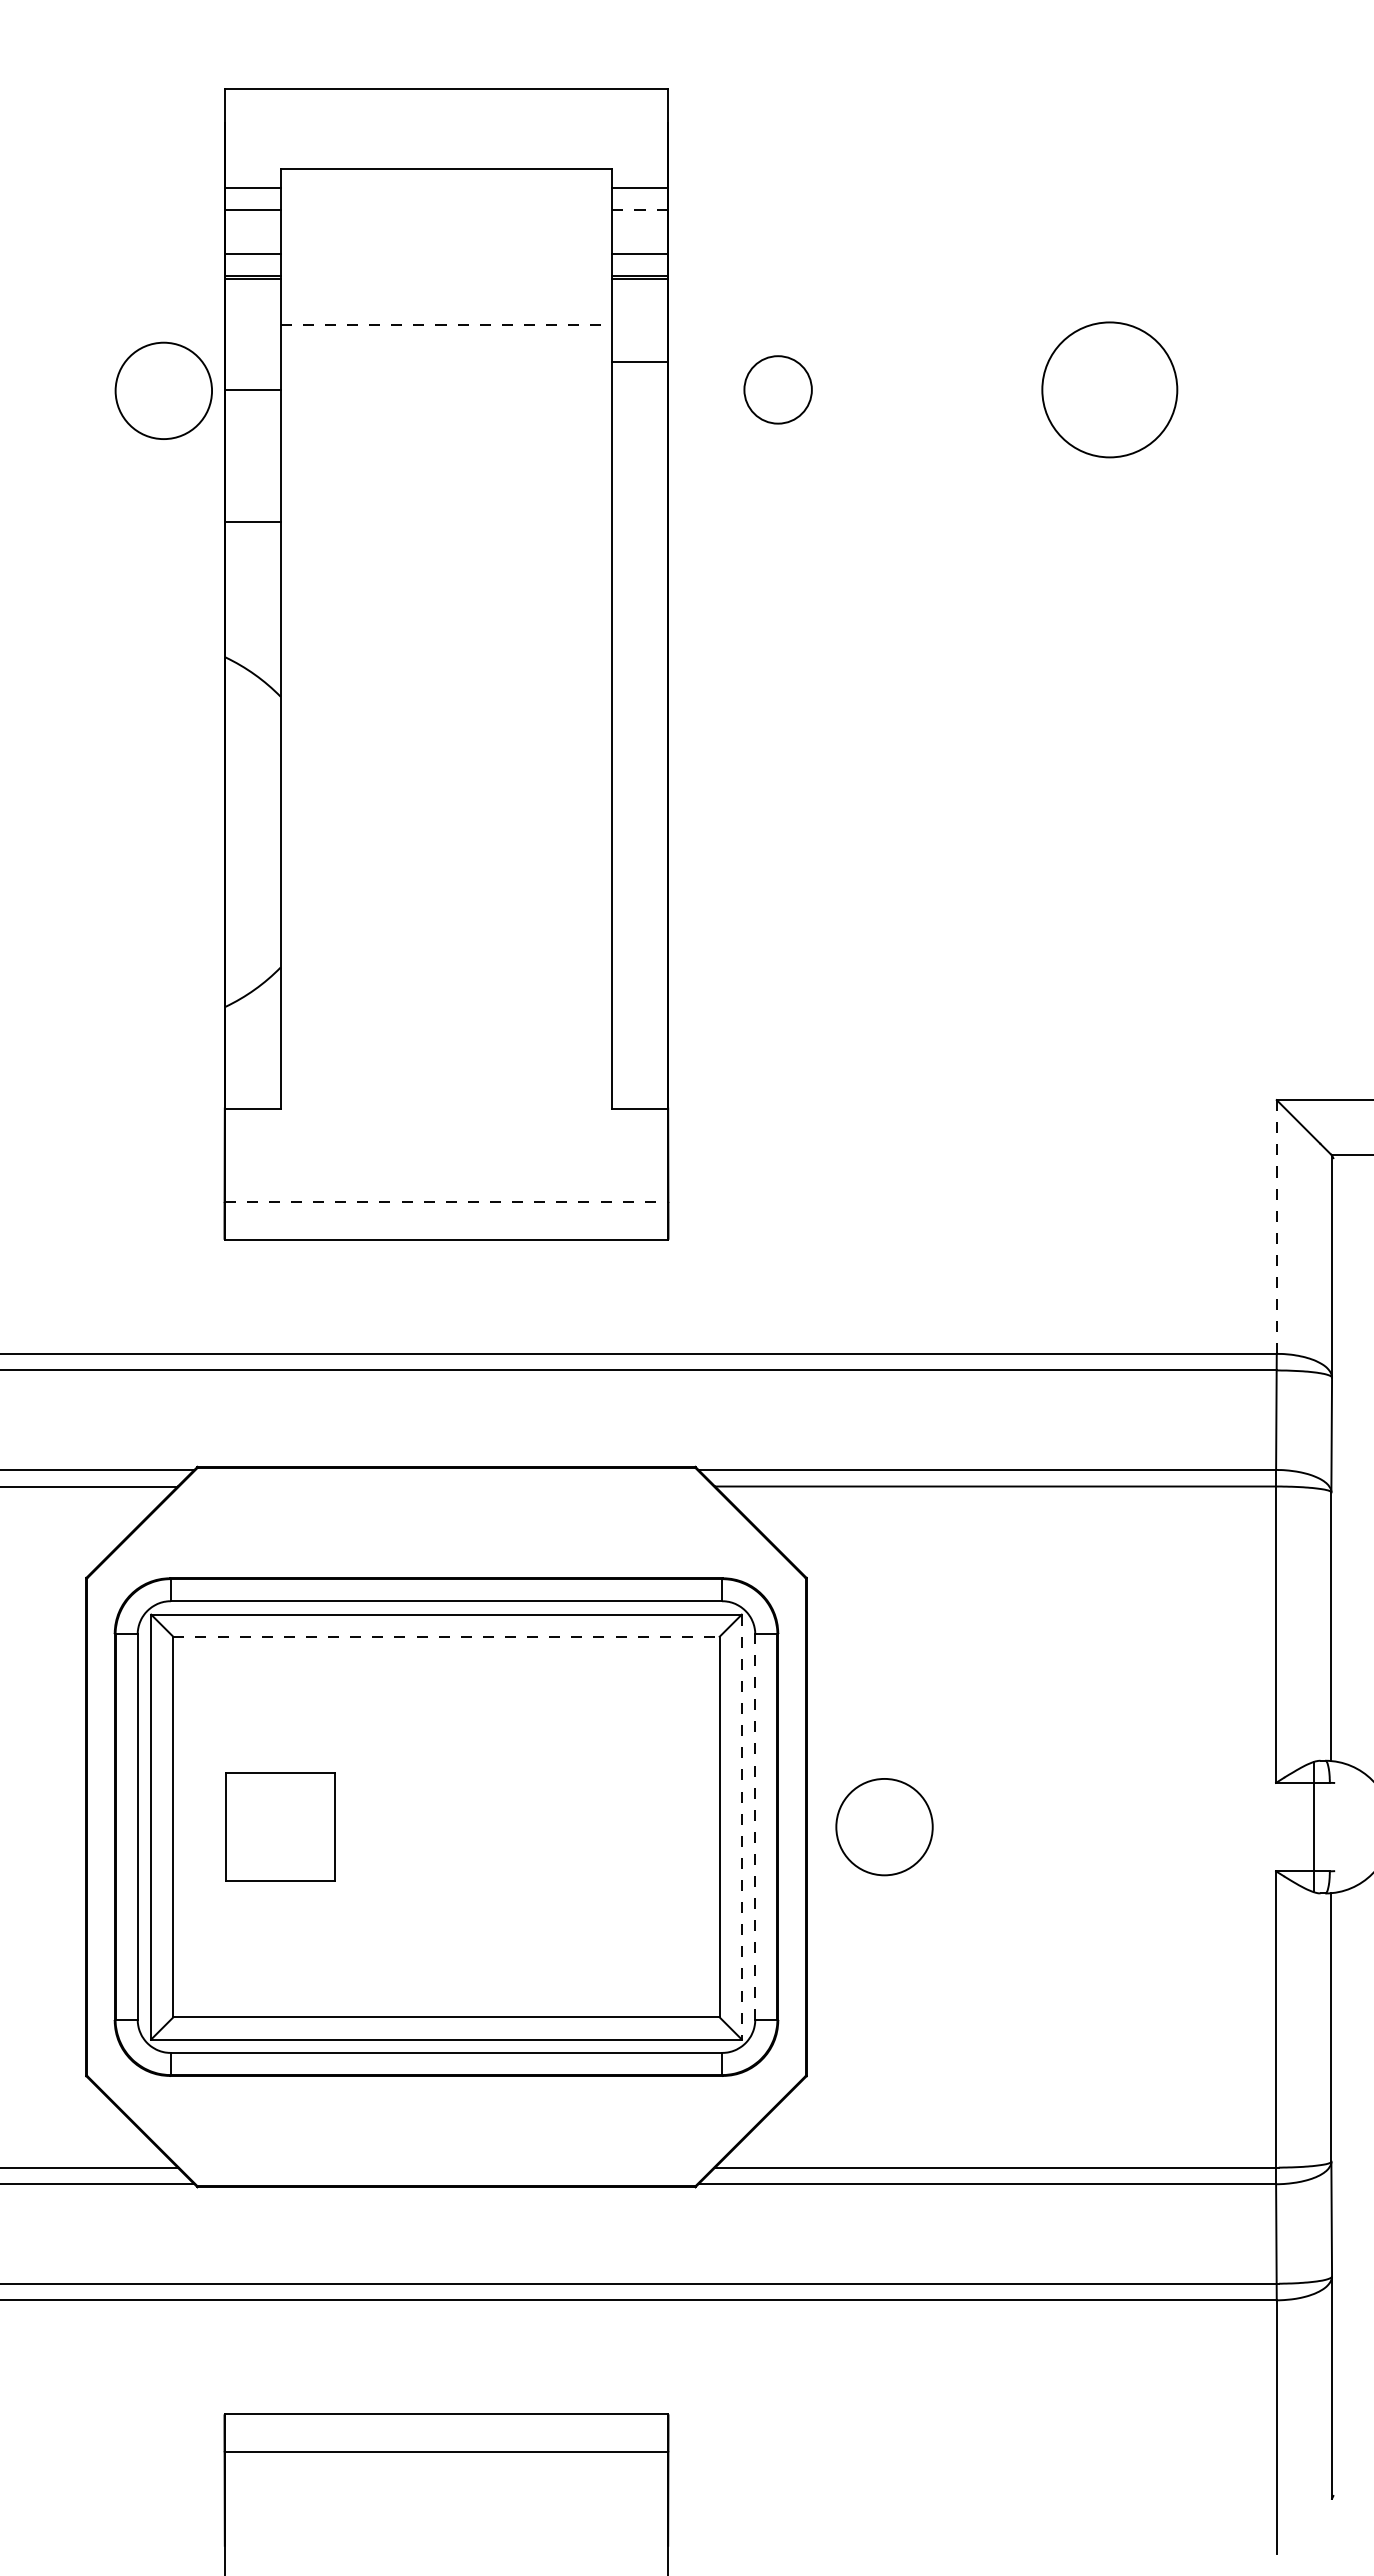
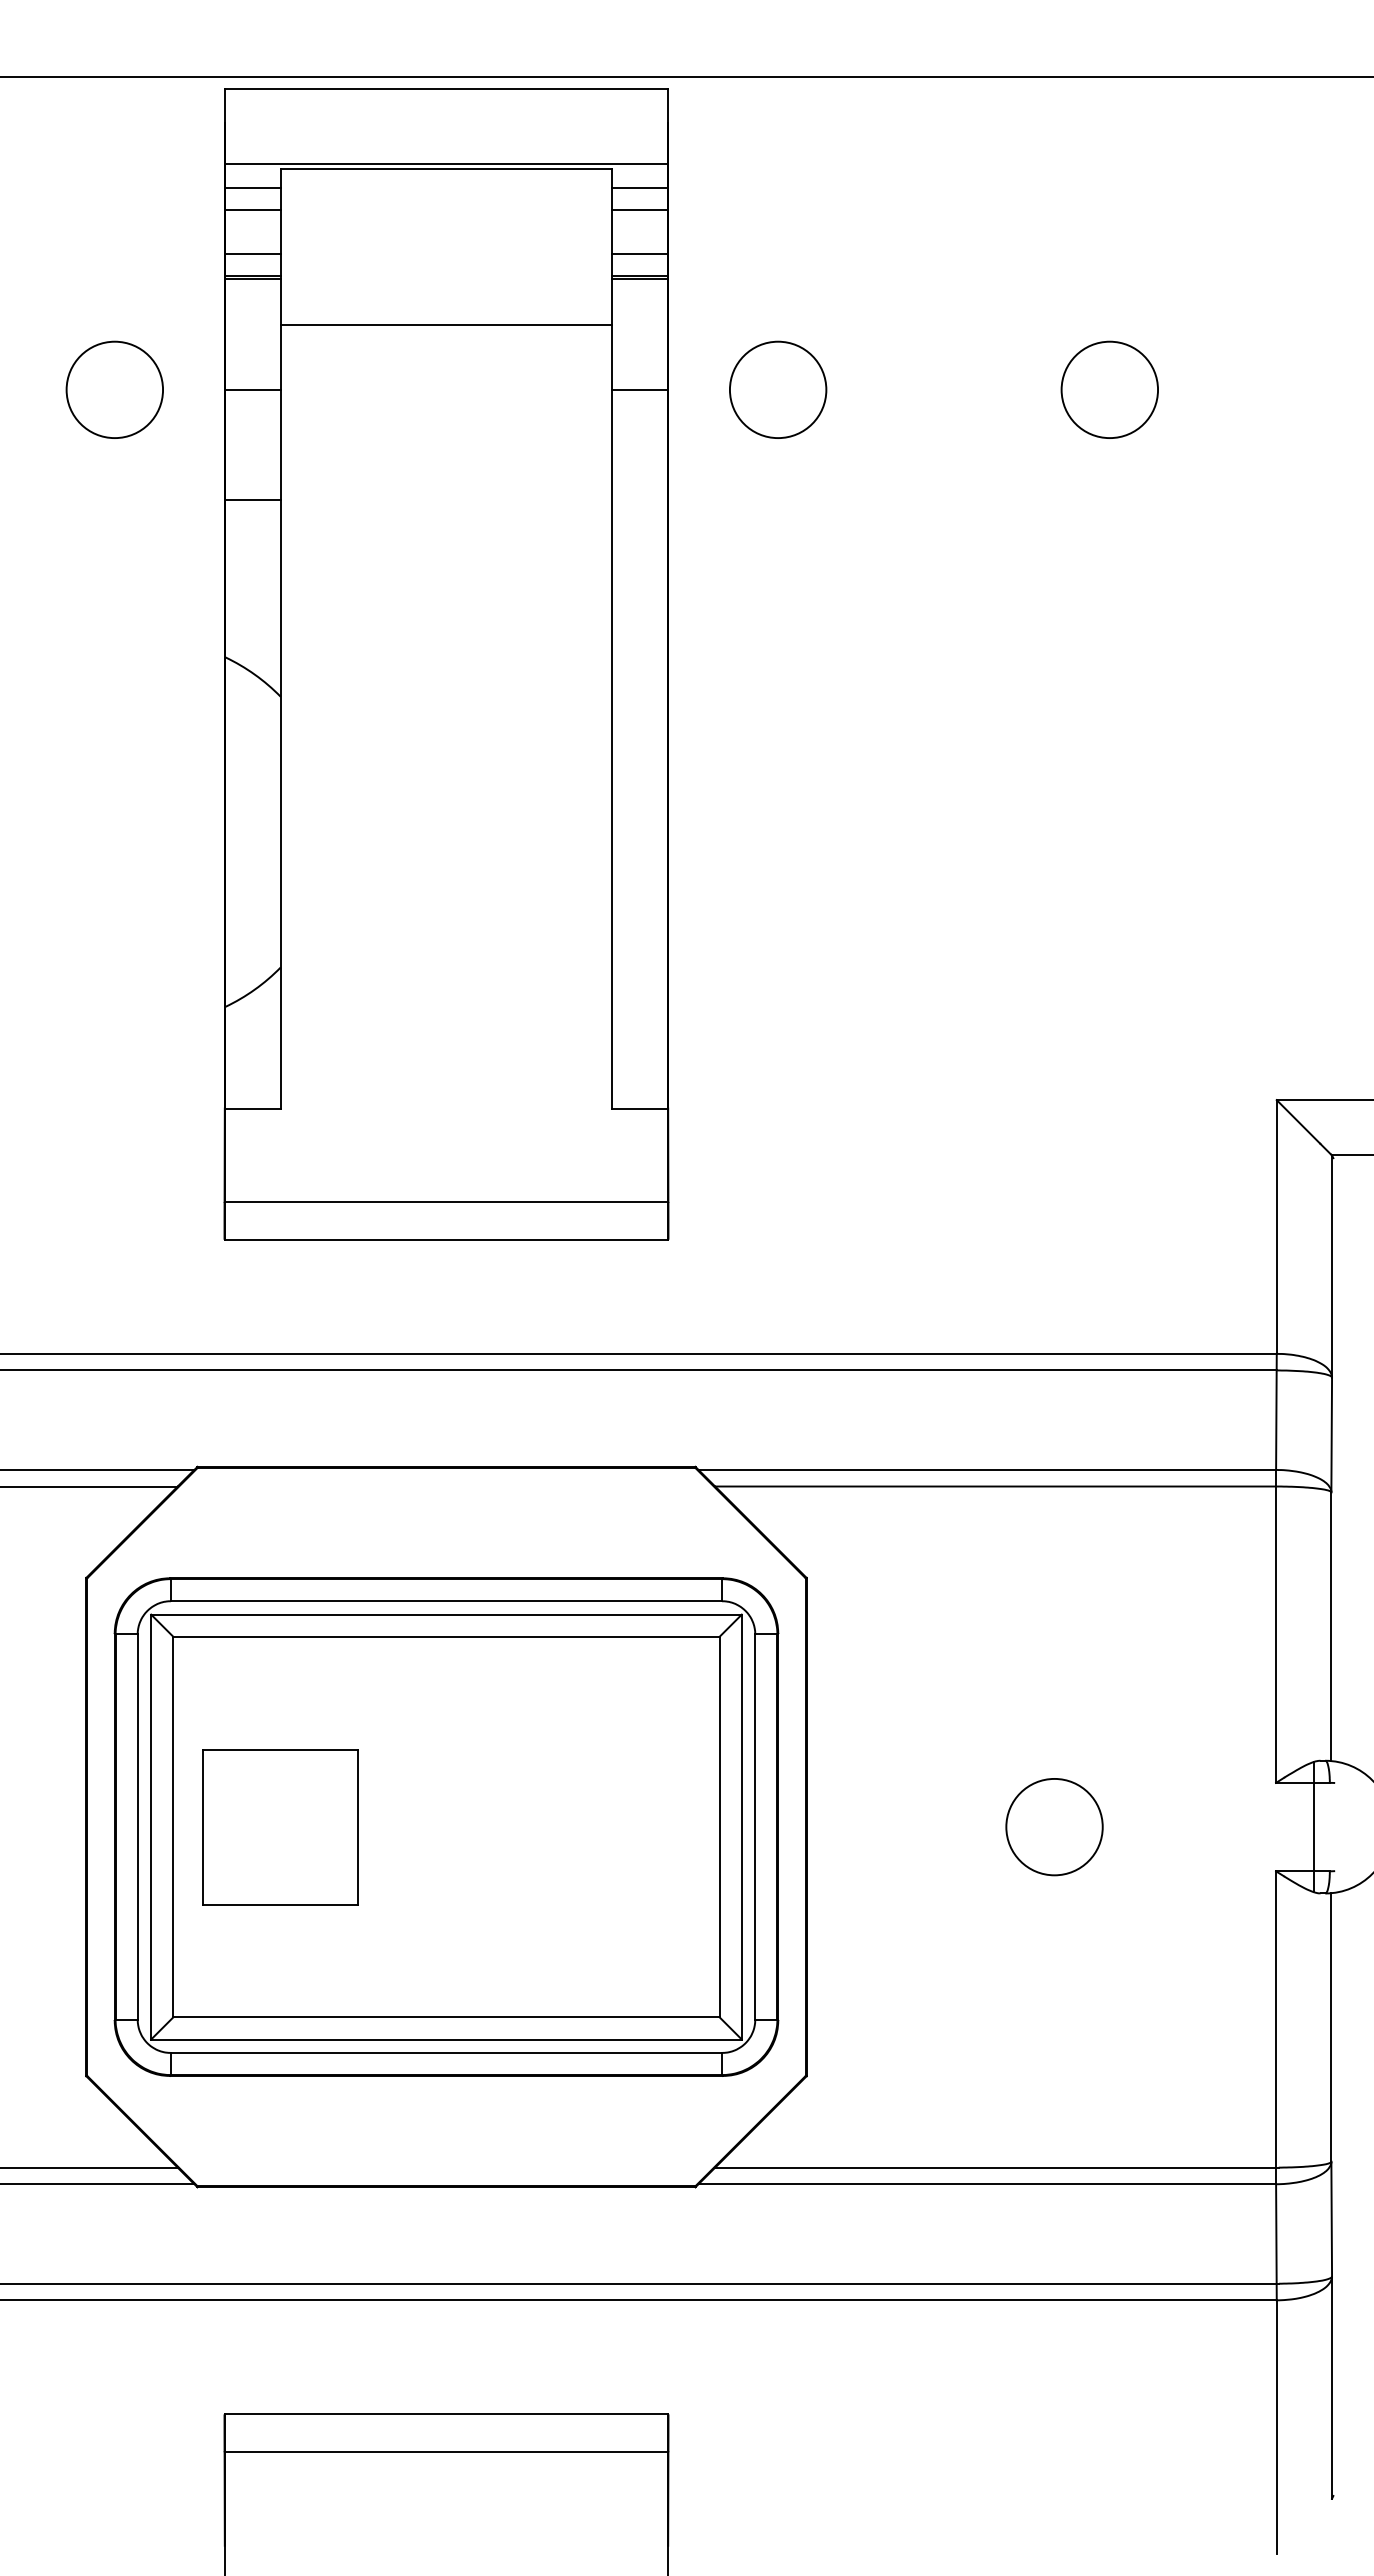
line: none -> present (686, 77)
line: none -> present (446, 163)
line: dashed -> solid (639, 210)
line: dashed -> solid (446, 324)
line position: (639, 361) -> (639, 389) (639, 389)
circle diameter: 67 px -> 96 px (777, 389)
circle diameter: 135 px -> 96 px (1109, 389)
circle position: (163, 390) -> (114, 389) (114, 389)
line position: (252, 522) -> (252, 500) (252, 500)
line: dashed -> solid (446, 1201)
line: dashed -> solid (1276, 1226)
line: dashed -> solid (447, 1636)
part size: 111x110 px -> 157x157 px (280, 1827)
line: dashed -> solid (741, 1827)
line: dashed -> solid (755, 1827)
circle position: (884, 1827) -> (1054, 1827) (1054, 1827)
